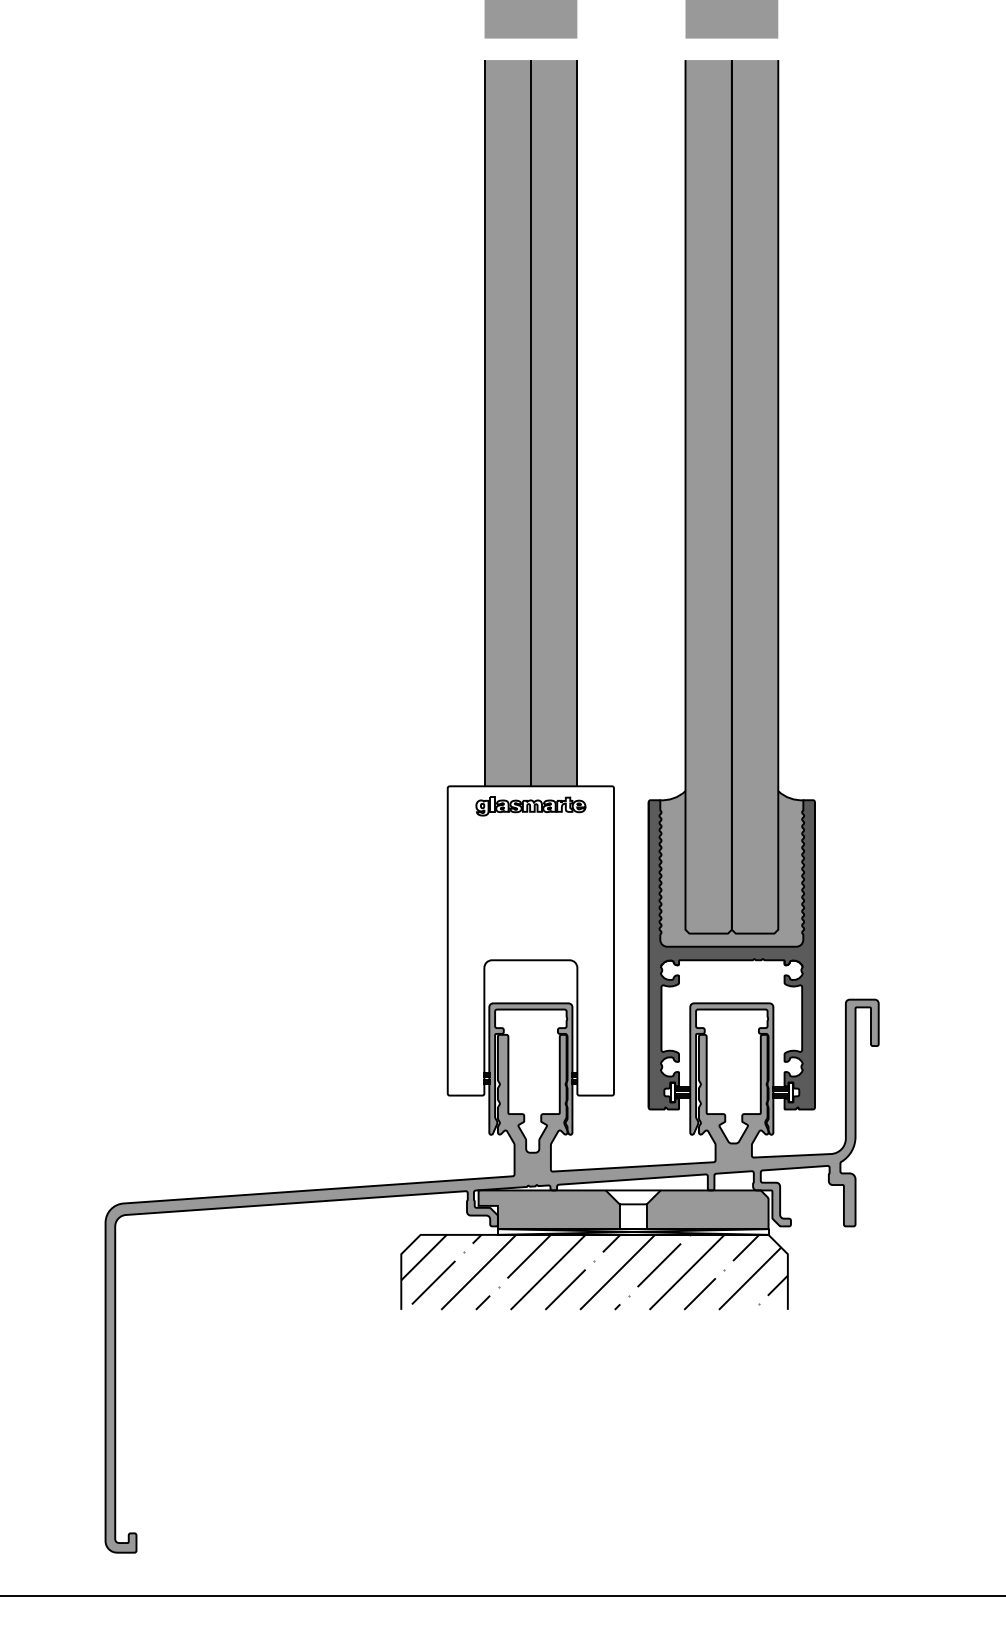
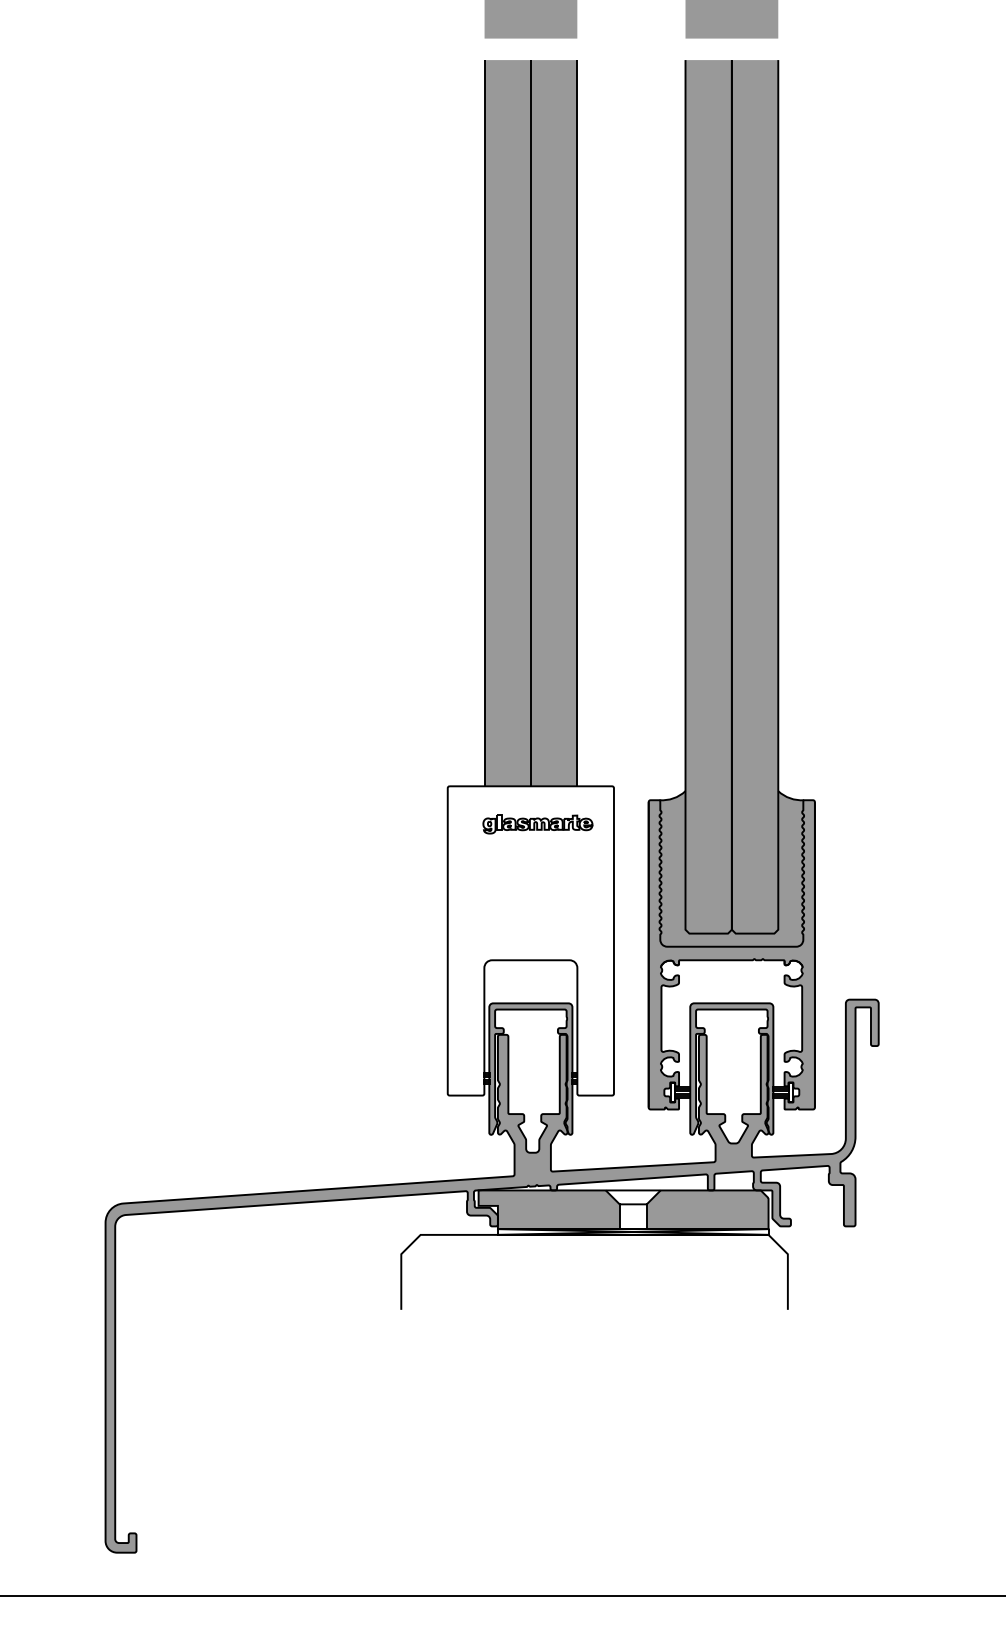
part position: (530, 806) -> (537, 824) (537, 824)
fill: present -> none (731, 954)
hatch: present -> none (594, 1271)
